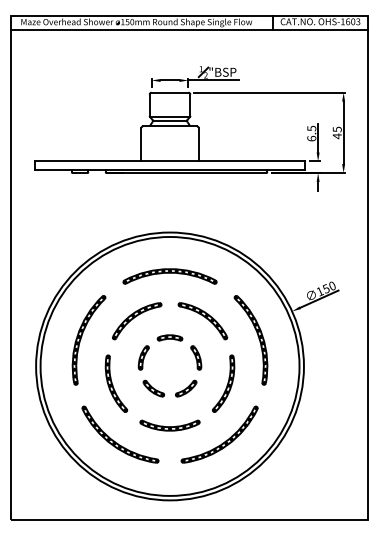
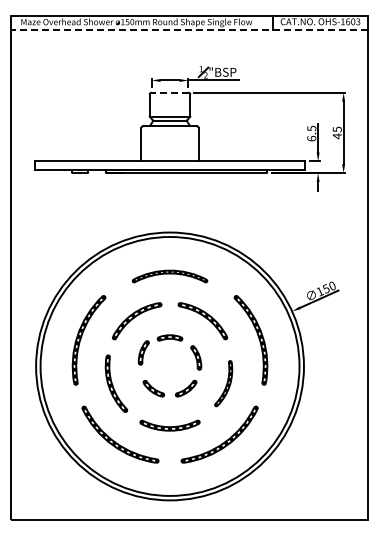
line: solid -> dashed (189, 29)
line: solid -> dashed (170, 92)
part size: 96x17 px -> 78x15 px (169, 276)
part position: (143, 357) -> (143, 352) (143, 352)
part size: 24x59 px -> 20x48 px (223, 383)
